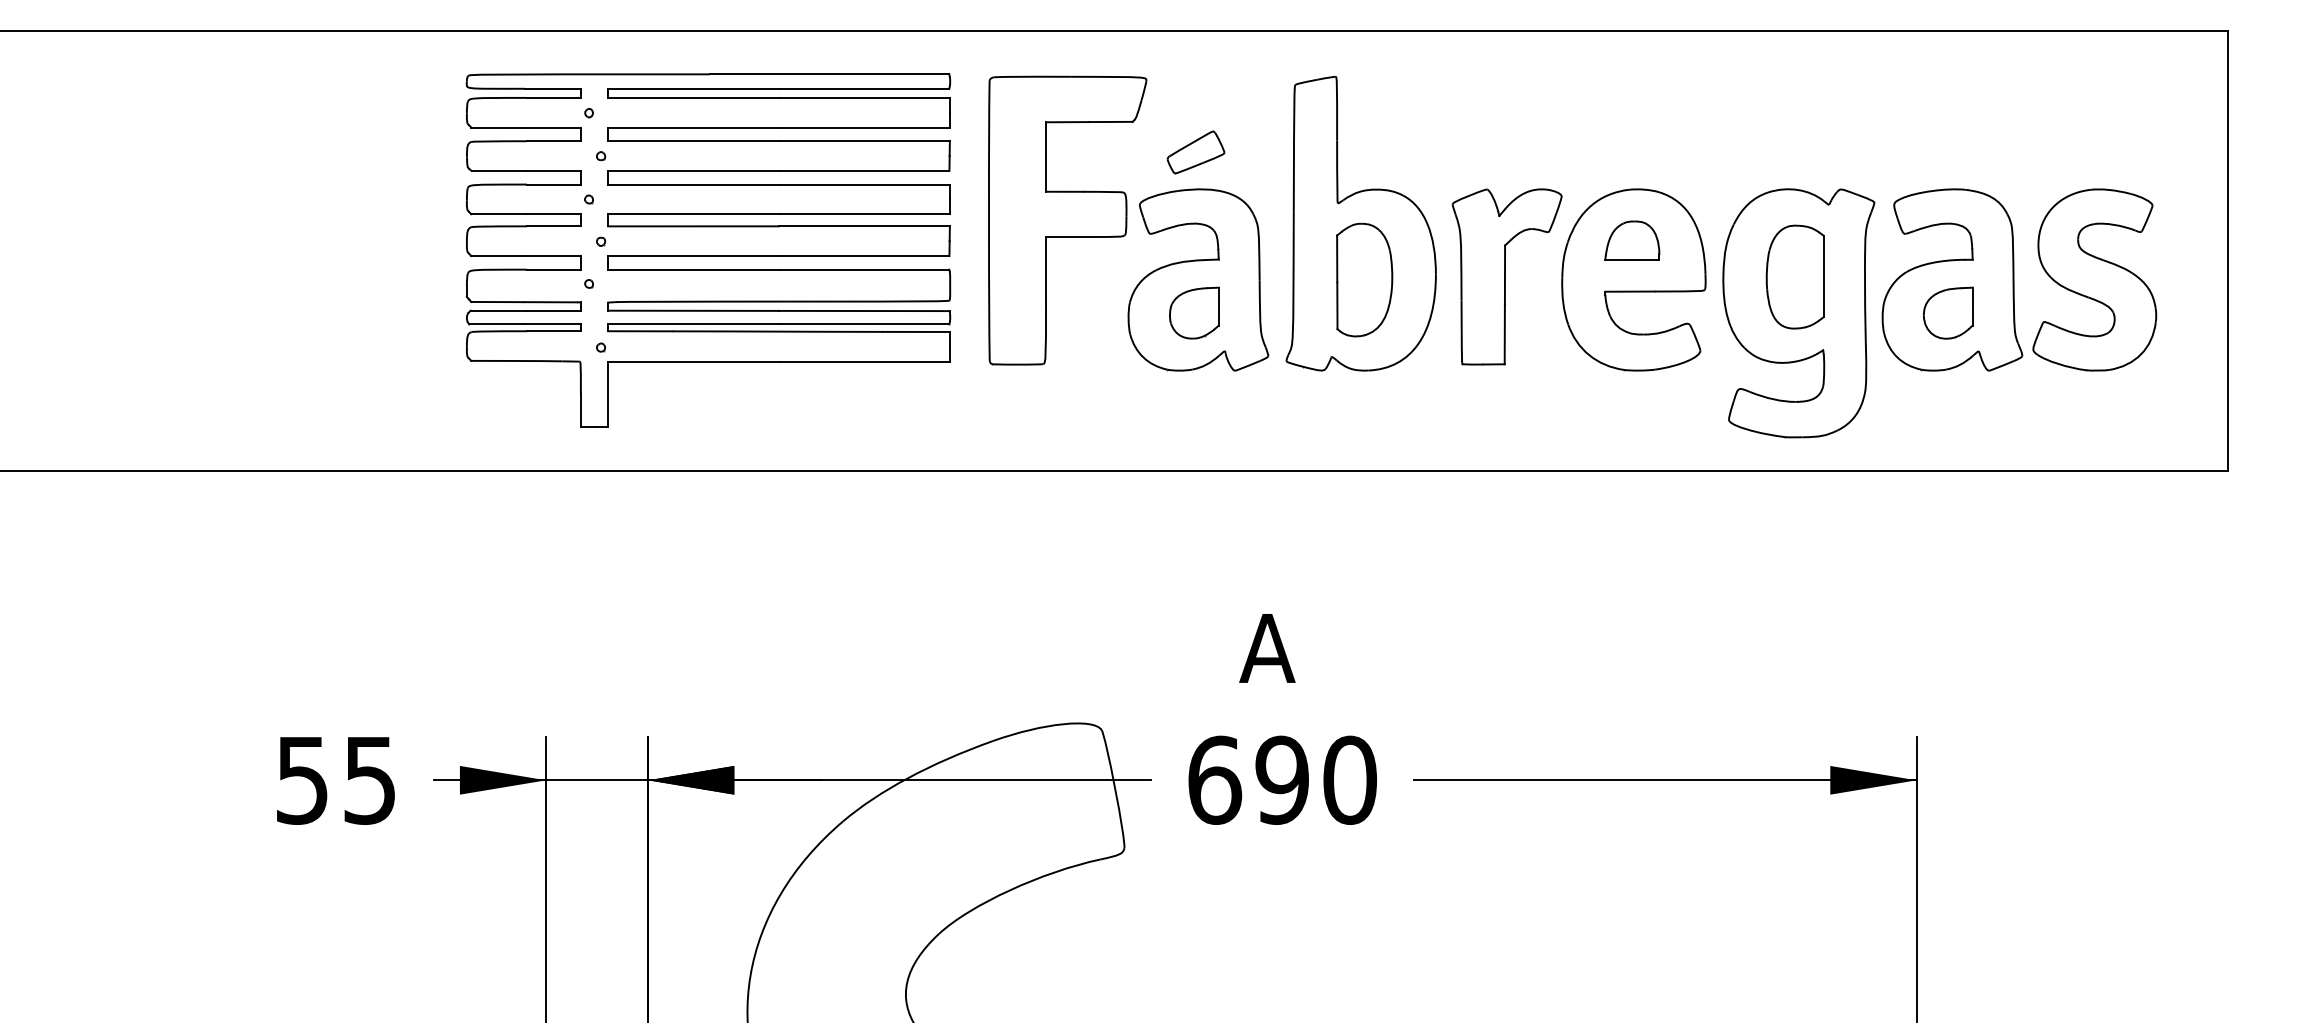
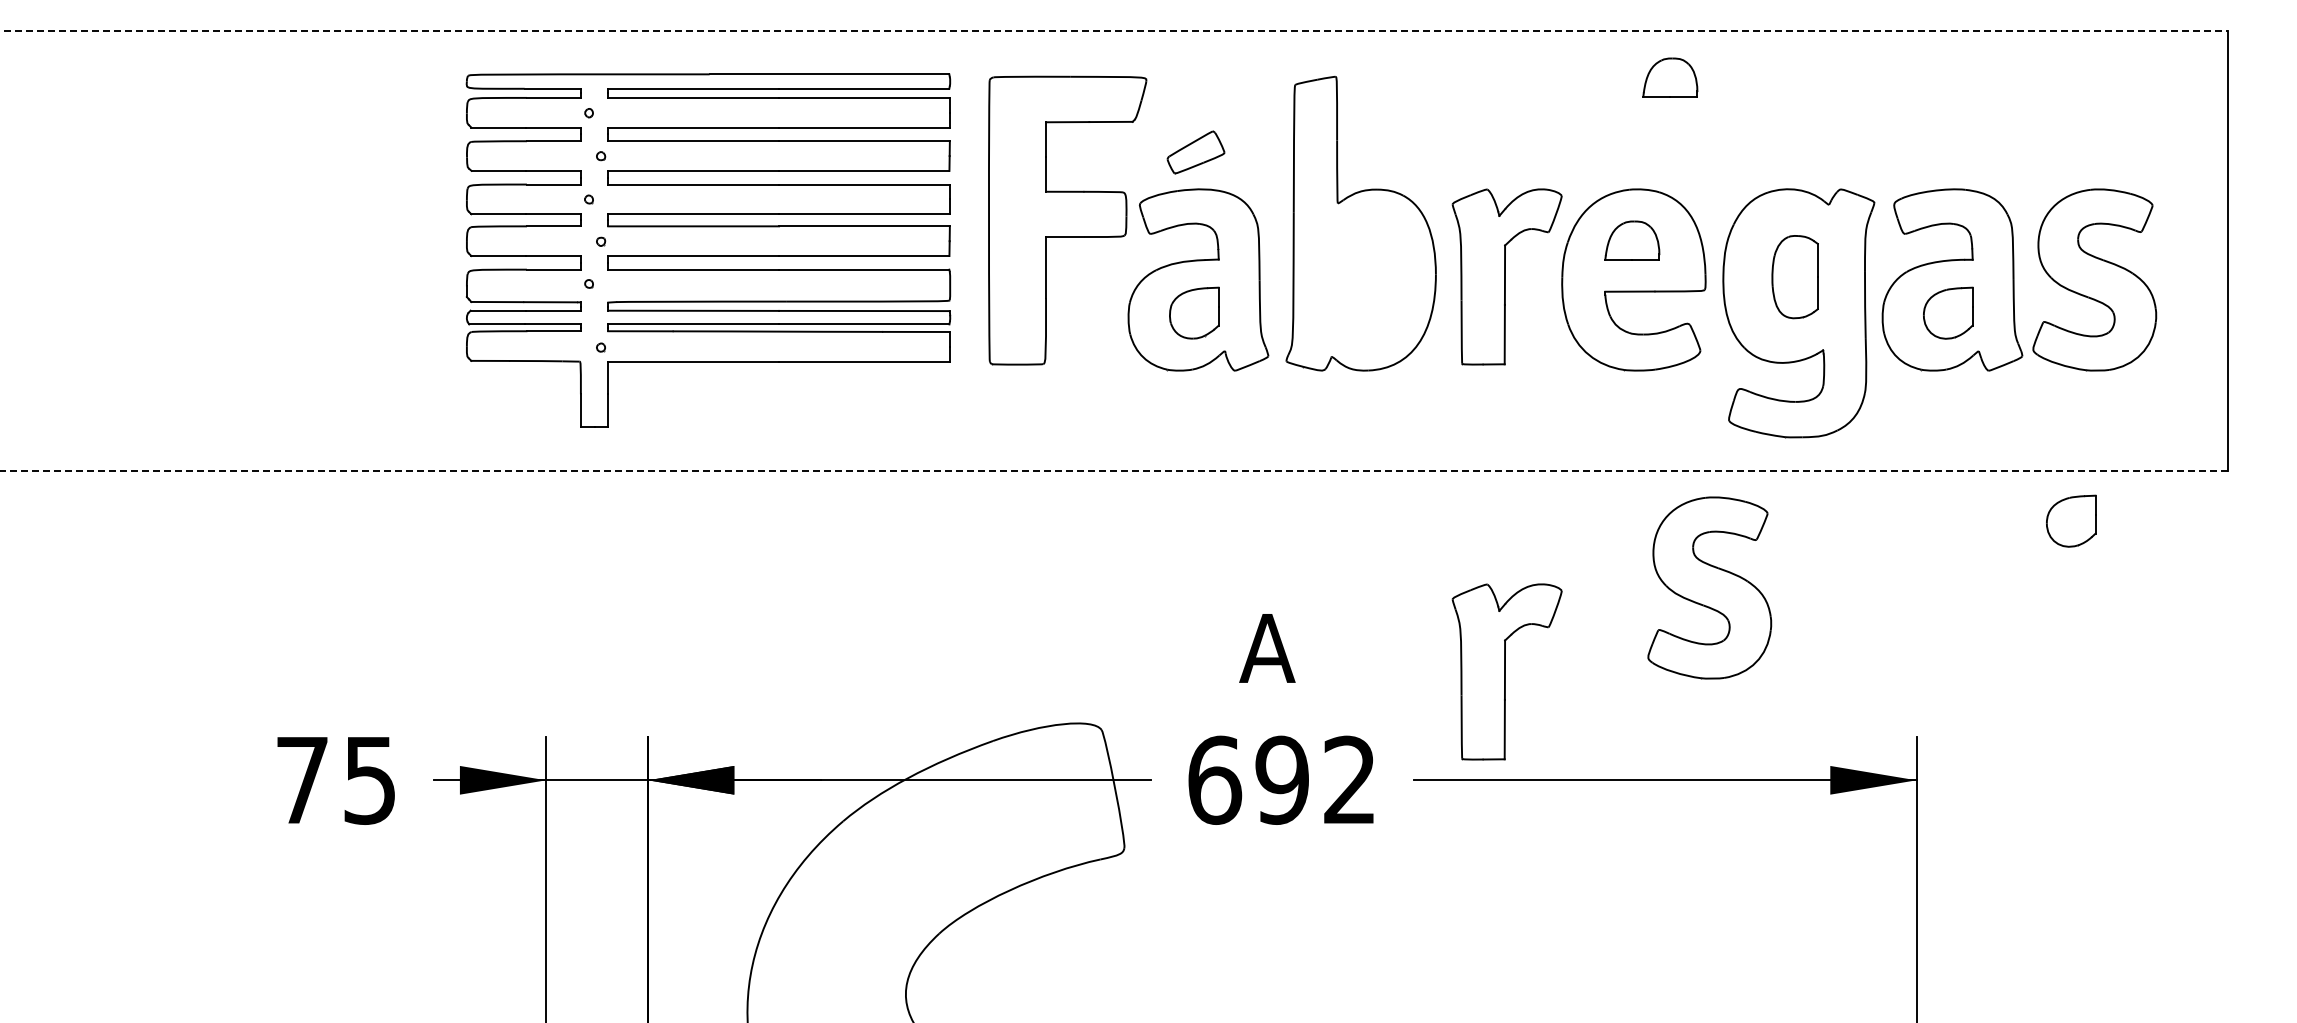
line: solid -> dashed (1114, 30)
part: none -> present (1670, 77)
part size: 60x106 px -> 48x85 px (1794, 277)
part: present -> none (1364, 279)
line: solid -> dashed (1114, 470)
part: none -> present (2071, 520)
part: none -> present (1709, 587)
part: none -> present (1506, 671)
text: 690 -> 692 (1349, 779)
text: 55 -> 75 (302, 780)
